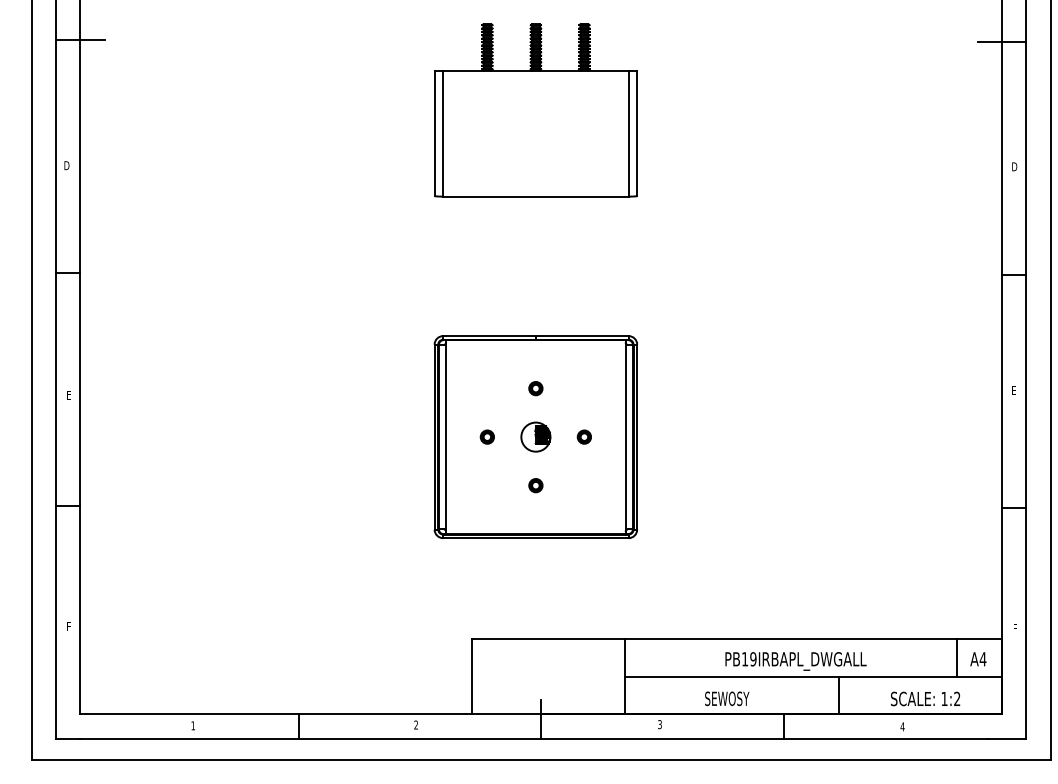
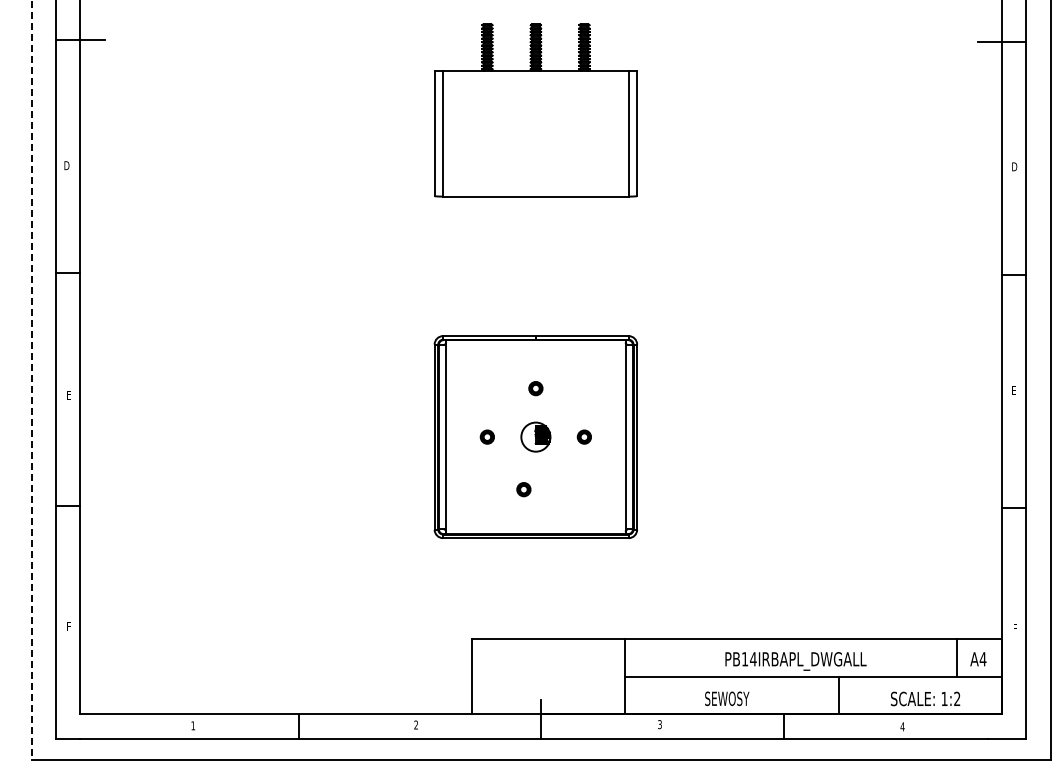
line: solid -> dashed (31, 380)
part position: (535, 485) -> (523, 489) (523, 489)
text: PB19IRBAPL_DWGALL -> PB14IRBAPL_DWGALL (753, 659)
